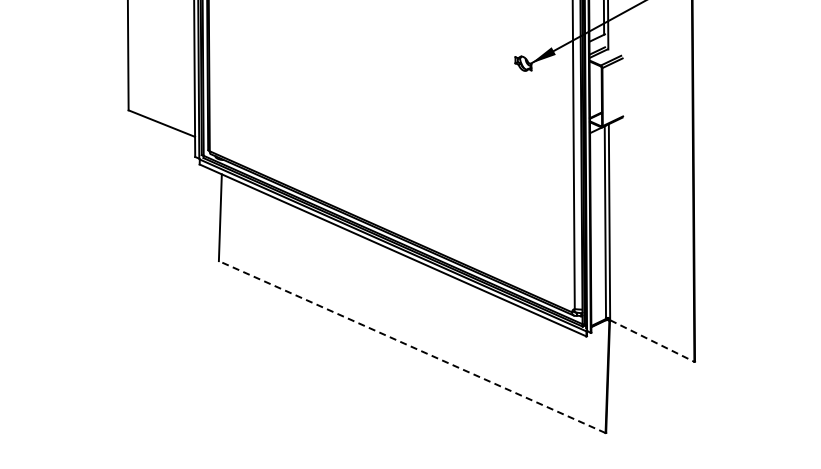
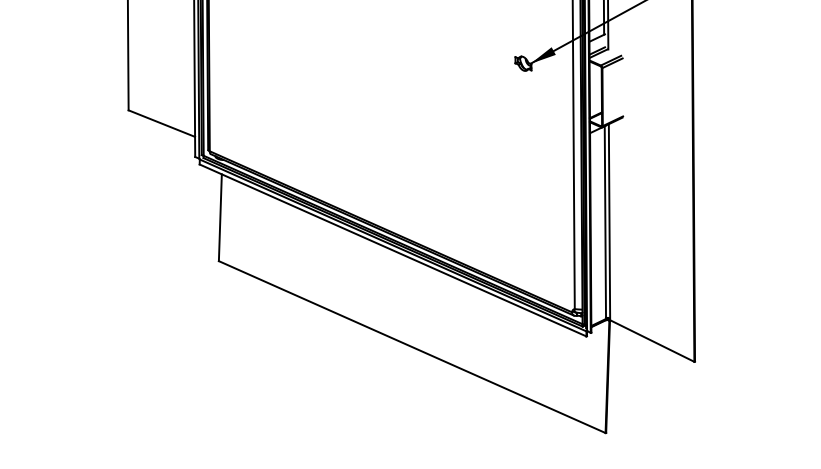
line: dashed -> solid (652, 341)
line: dashed -> solid (412, 347)
